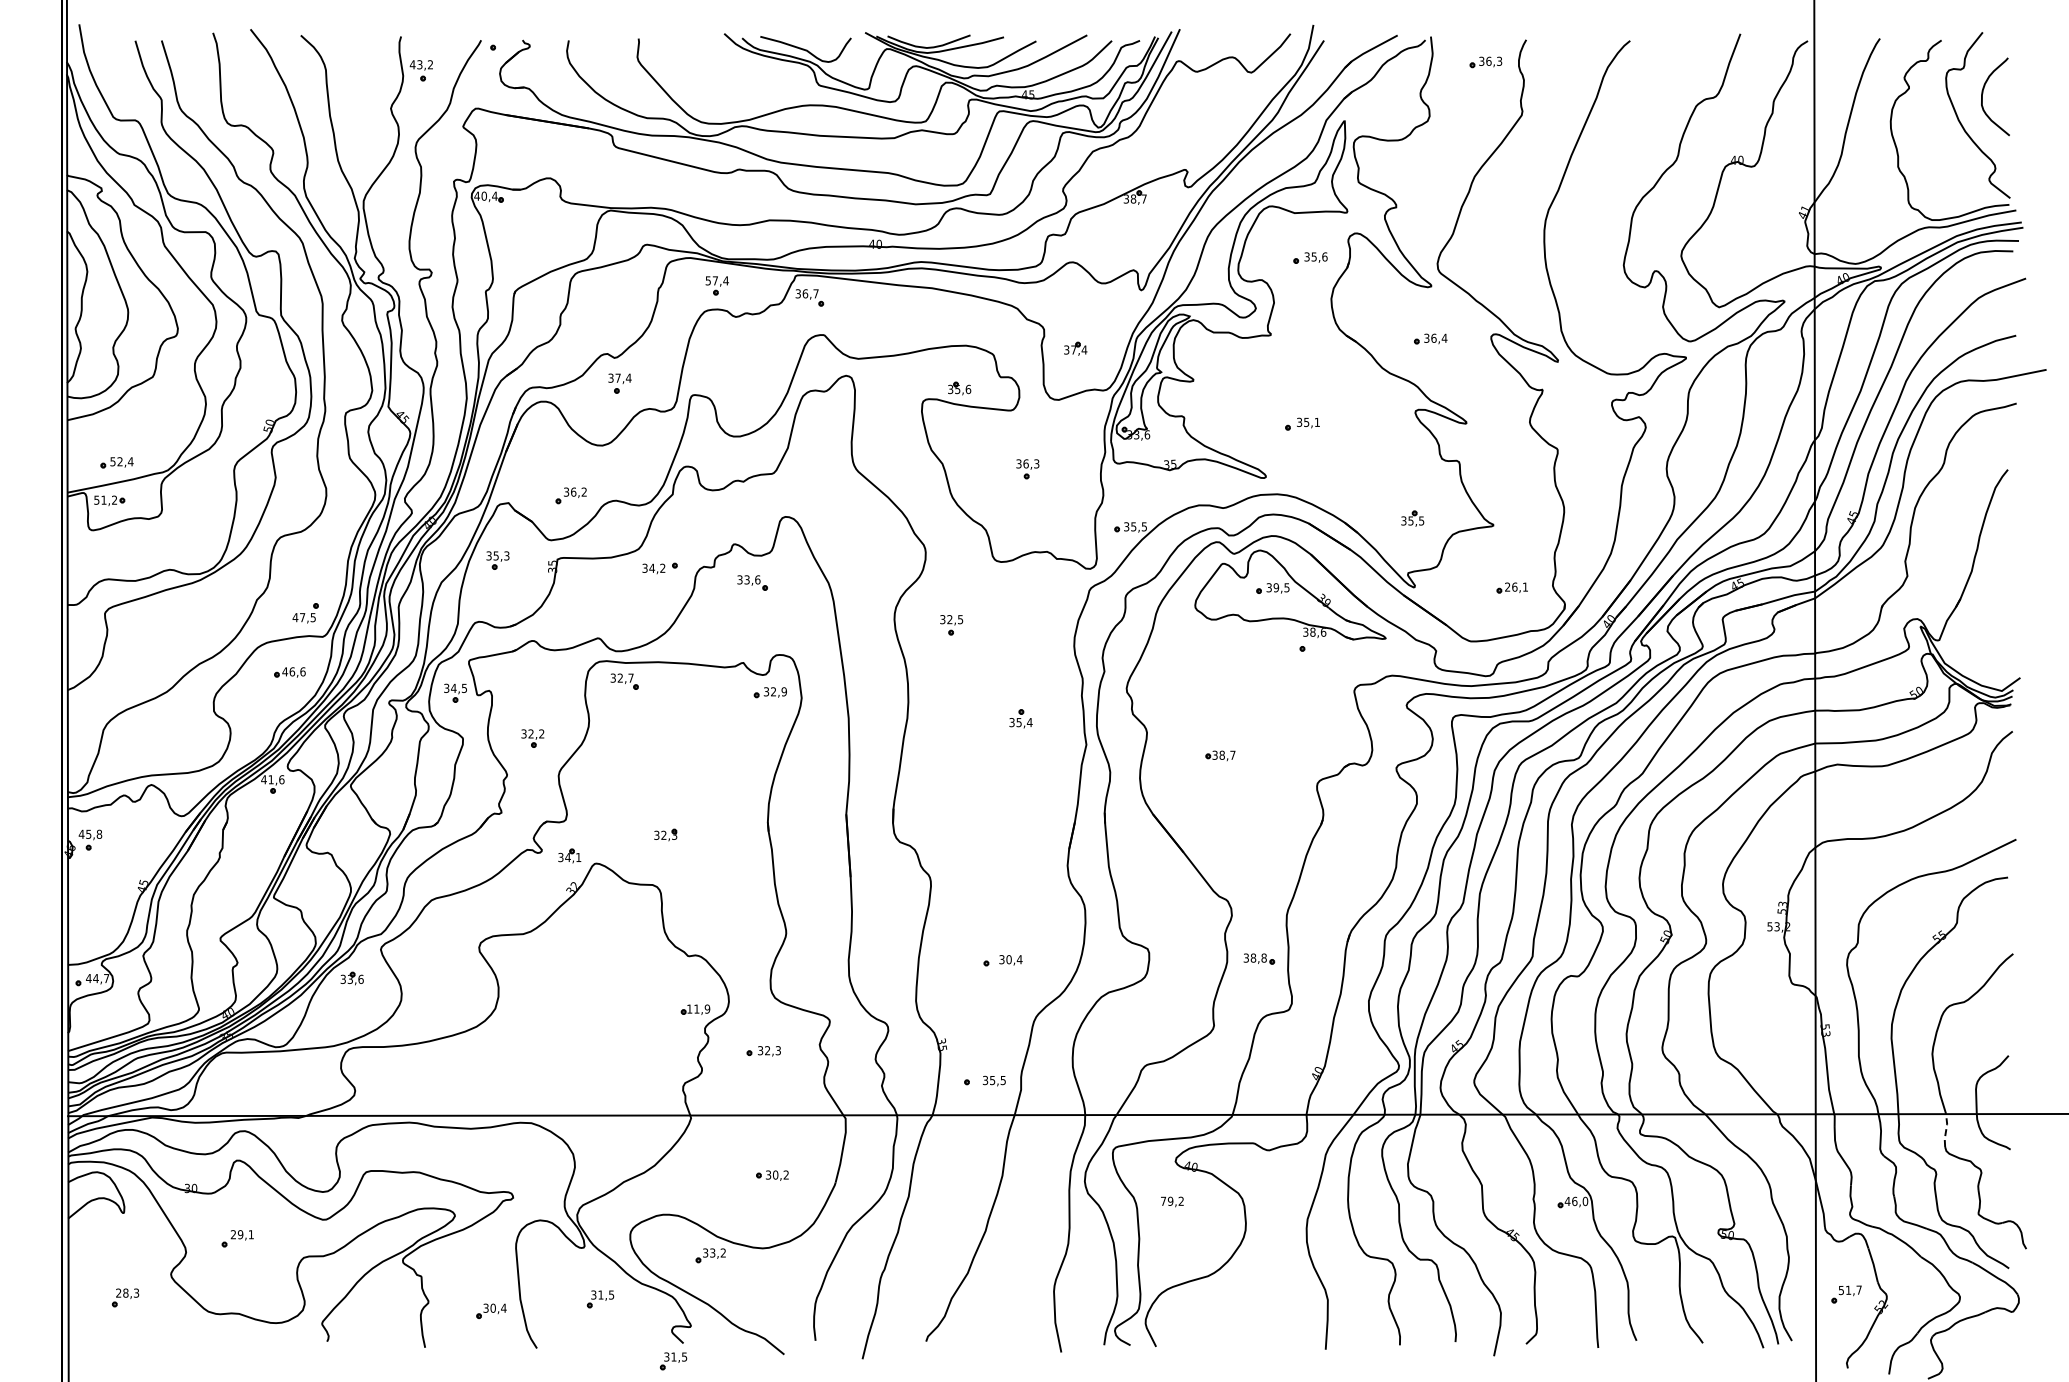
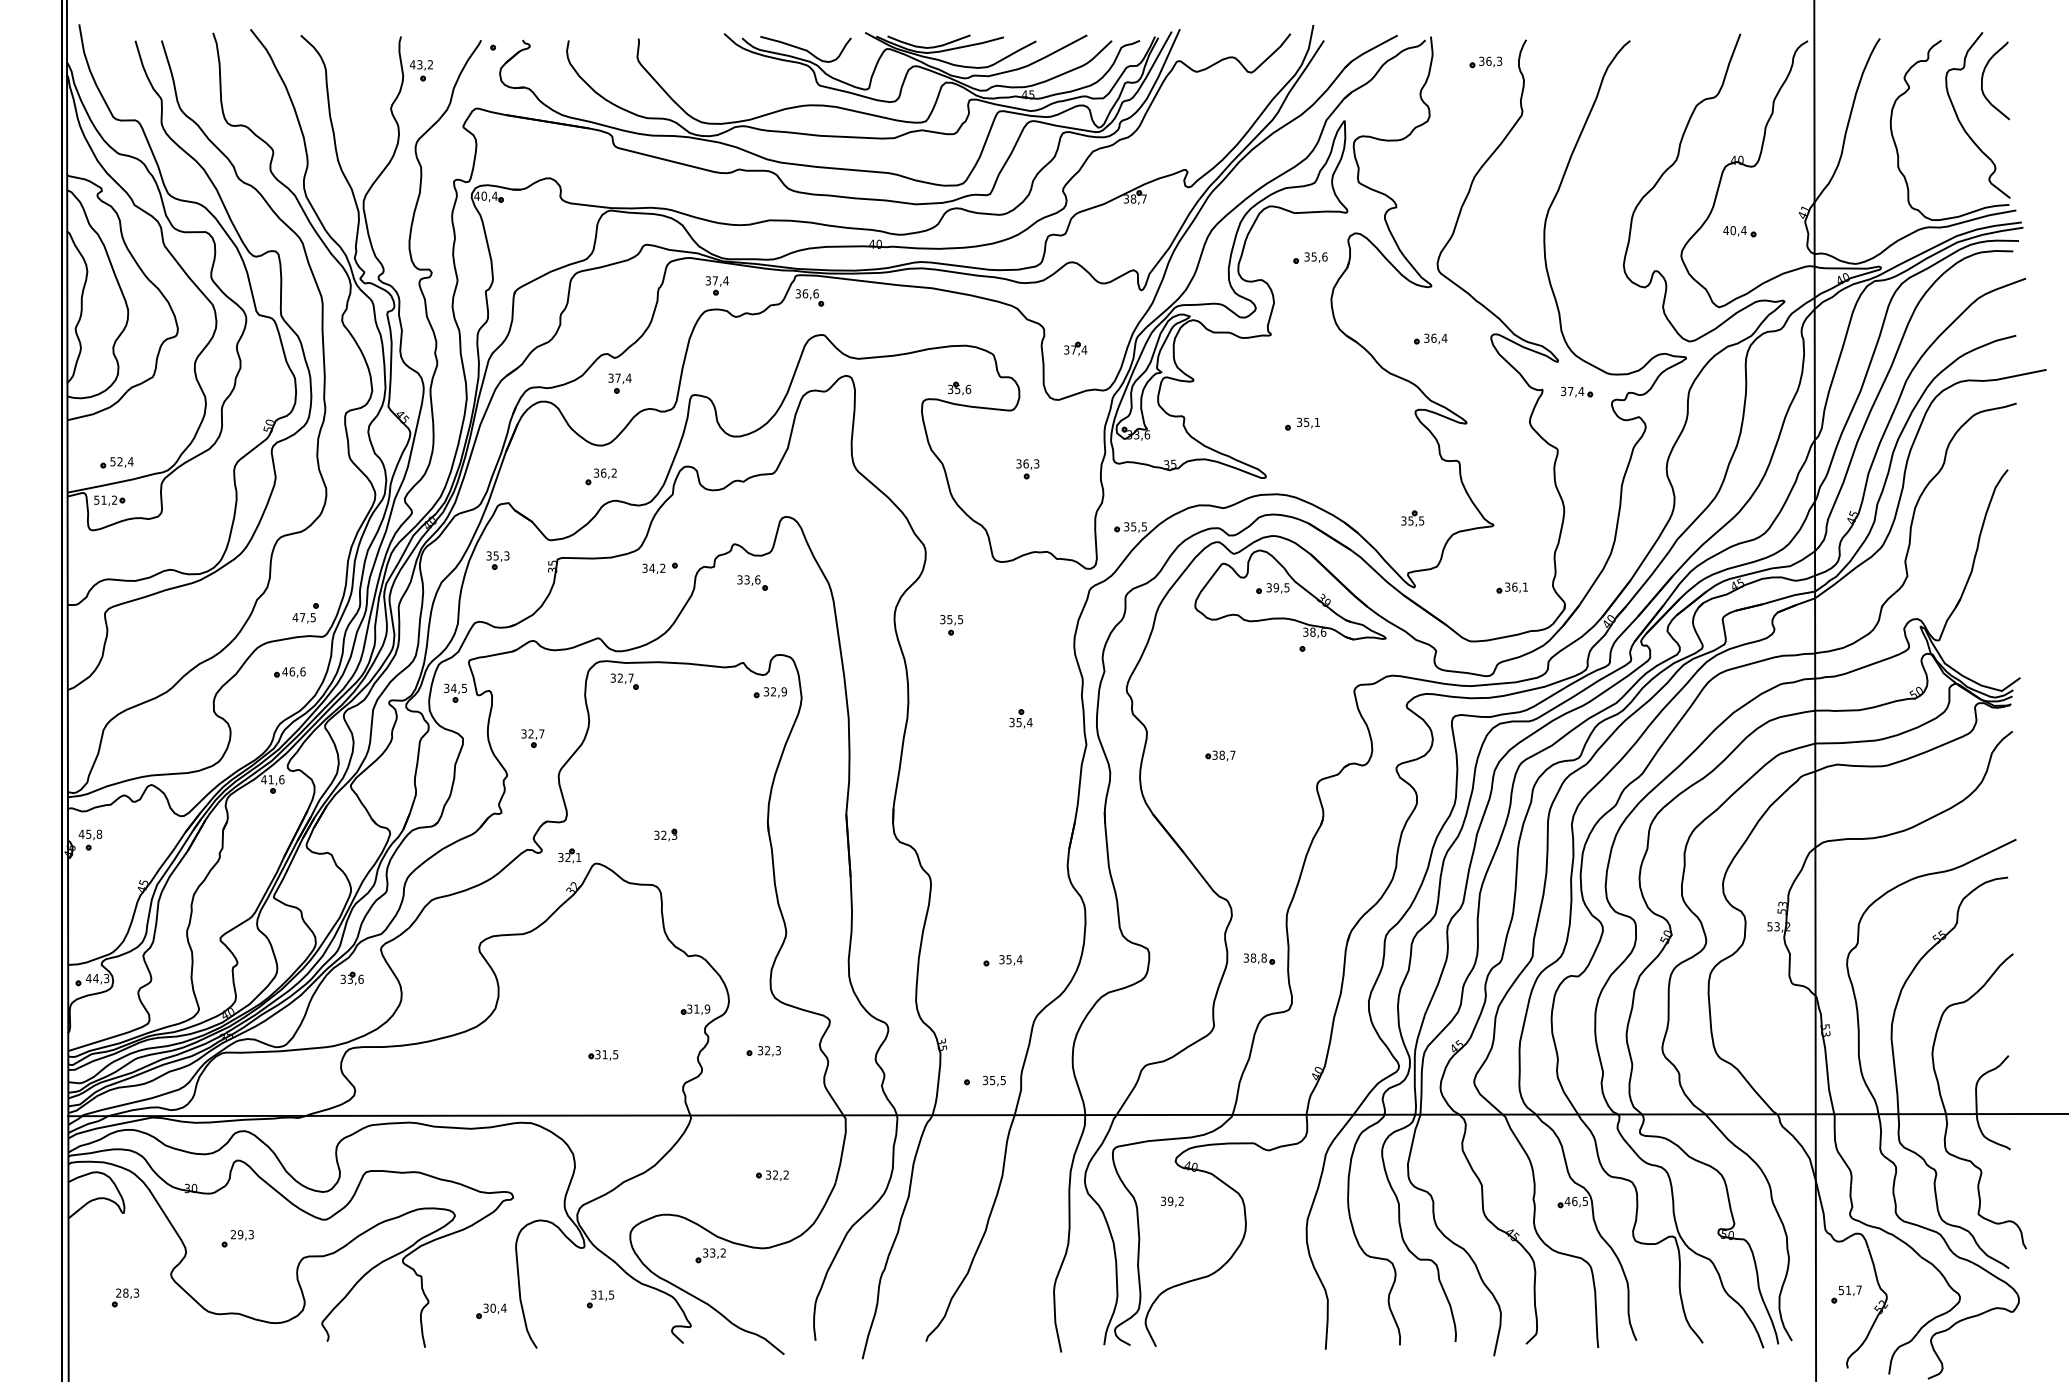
curve position: (1983, 93) -> (1983, 77) (1983, 77)
part: none -> present (1739, 231)
text: 57,4 -> 37,4 (708, 280)
text: 36,7 -> 36,6 (815, 293)
part: none -> present (1577, 391)
part position: (570, 495) -> (600, 476) (600, 476)
text: 26,1 -> 36,1 (1507, 587)
text: 32,5 -> 35,5 (949, 619)
text: 32,2 -> 32,7 (541, 733)
text: 34,1 -> 32,1 (567, 856)
text: 30,4 -> 35,4 (1008, 959)
text: 44,7 -> 44,3 (106, 978)
text: 11,9 -> 31,9 (689, 1008)
part: none -> present (603, 1055)
line: dashed -> solid (1946, 1129)
text: 30,2 -> 32,2 (775, 1174)
text: 79,2 -> 39,2 (1163, 1200)
text: 46,0 -> 46,5 (1585, 1201)
text: 29,1 -> 29,3 (250, 1234)
part: present -> none (673, 1361)
